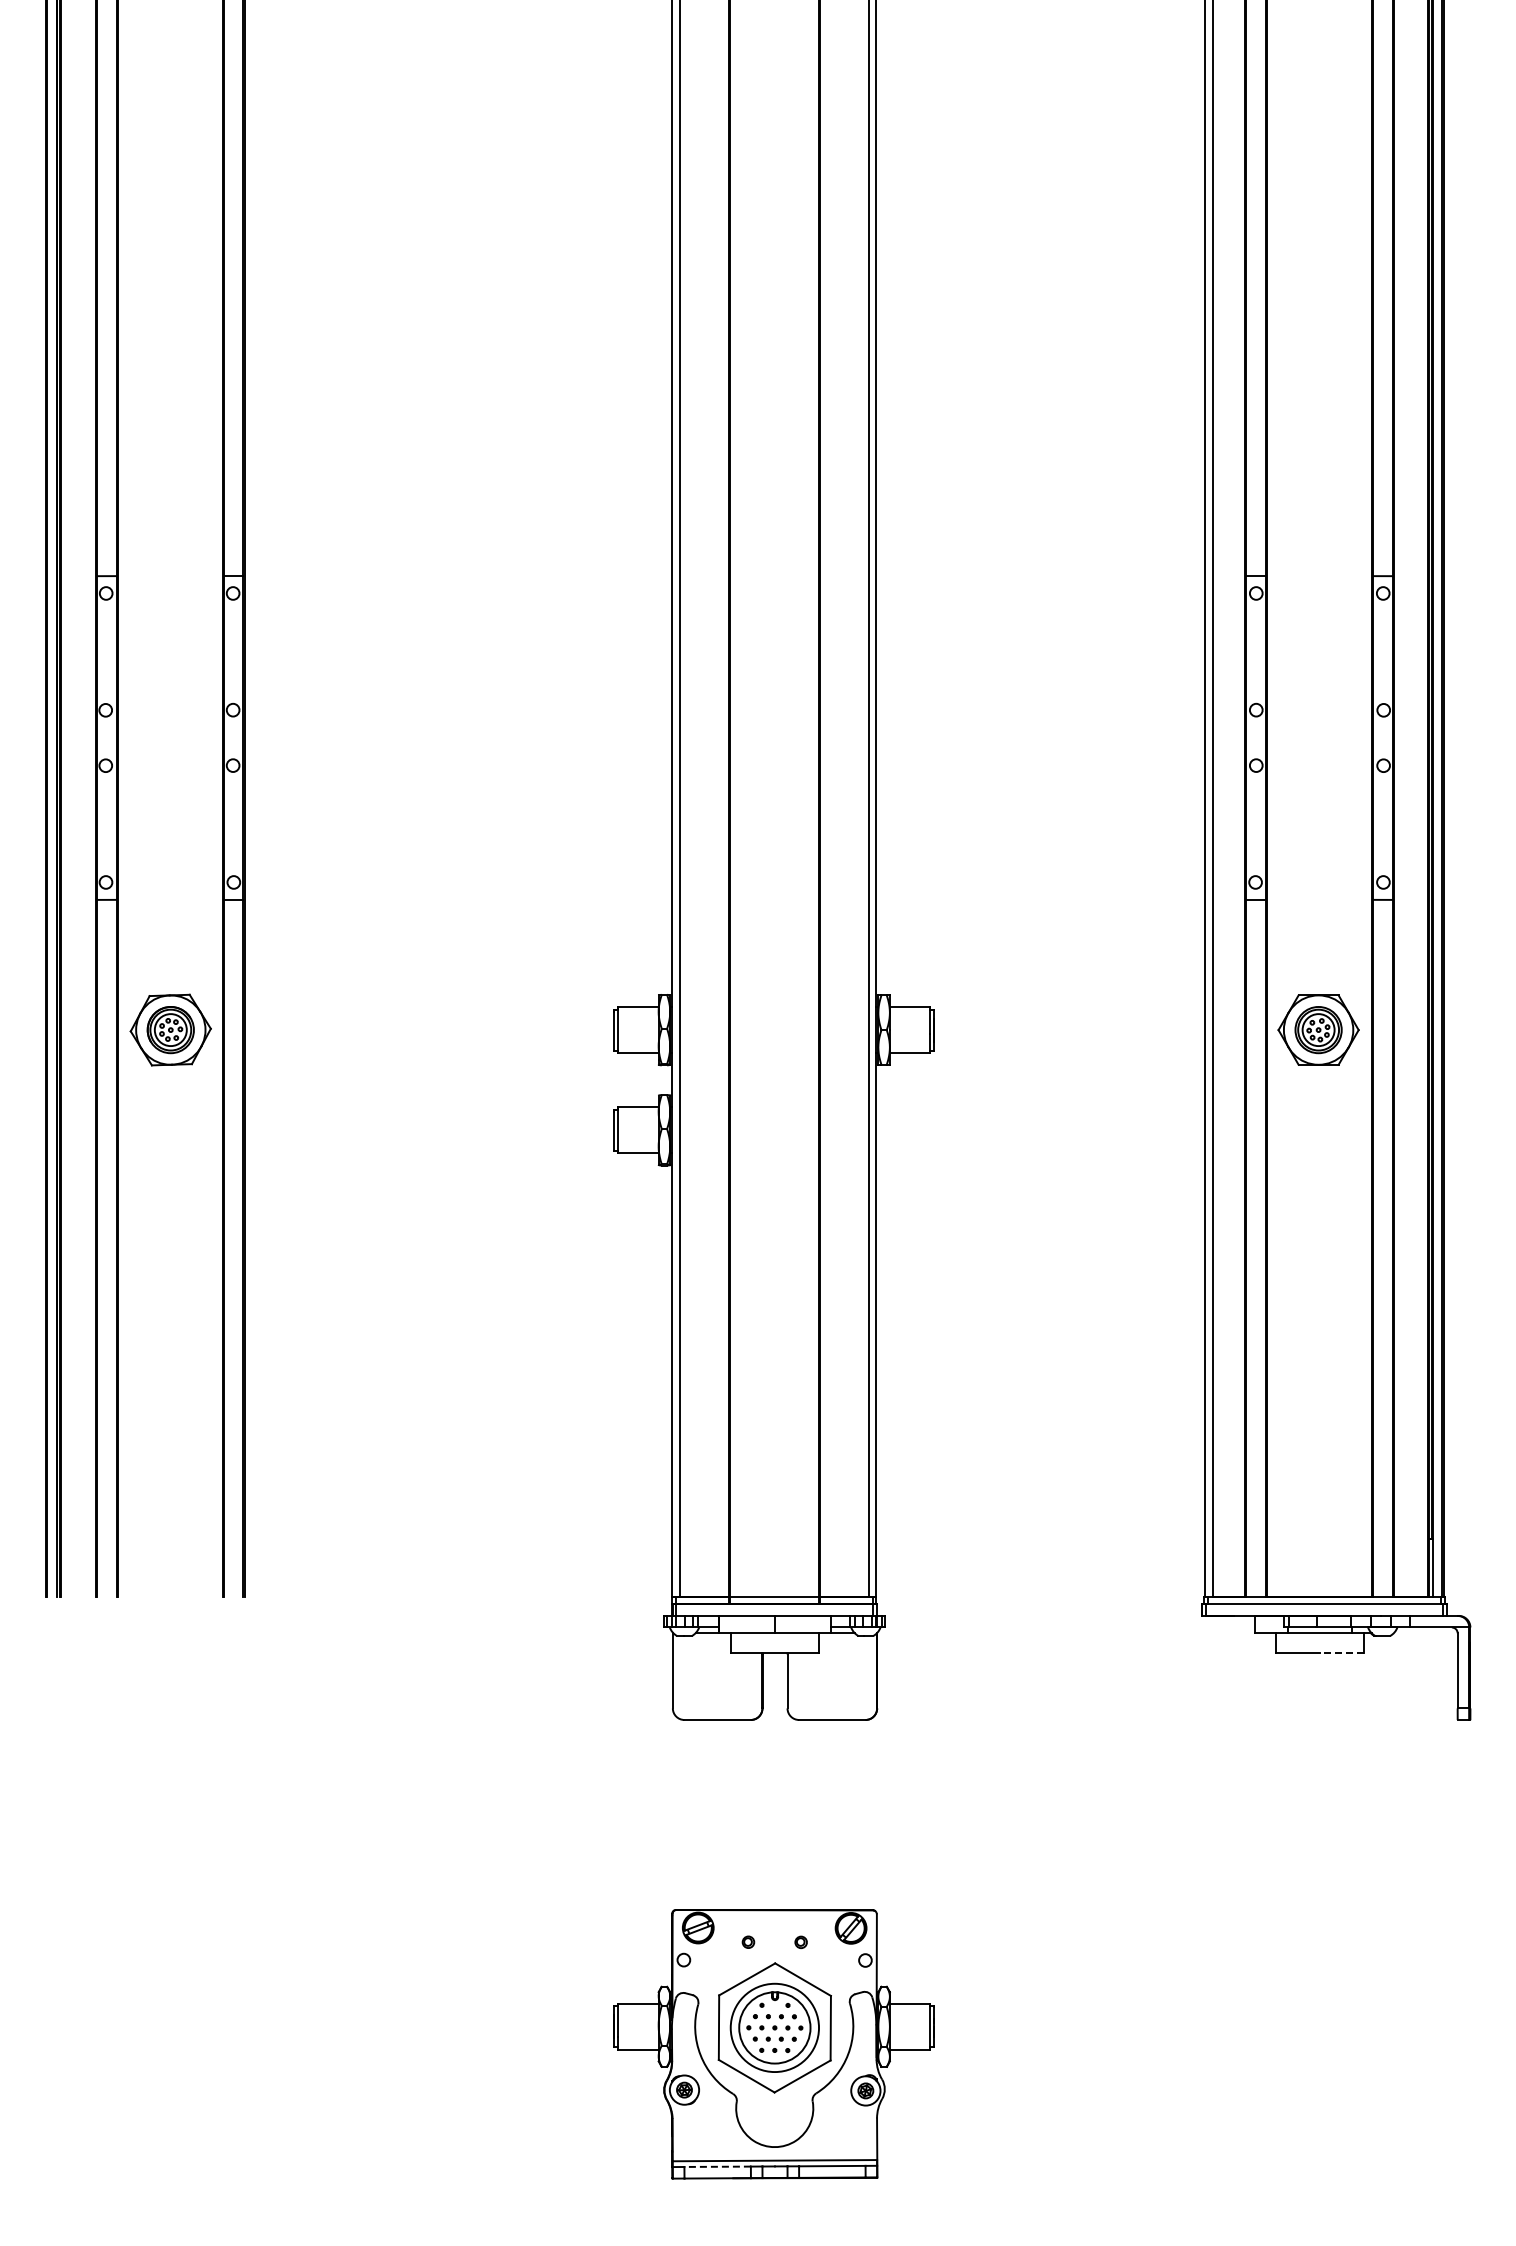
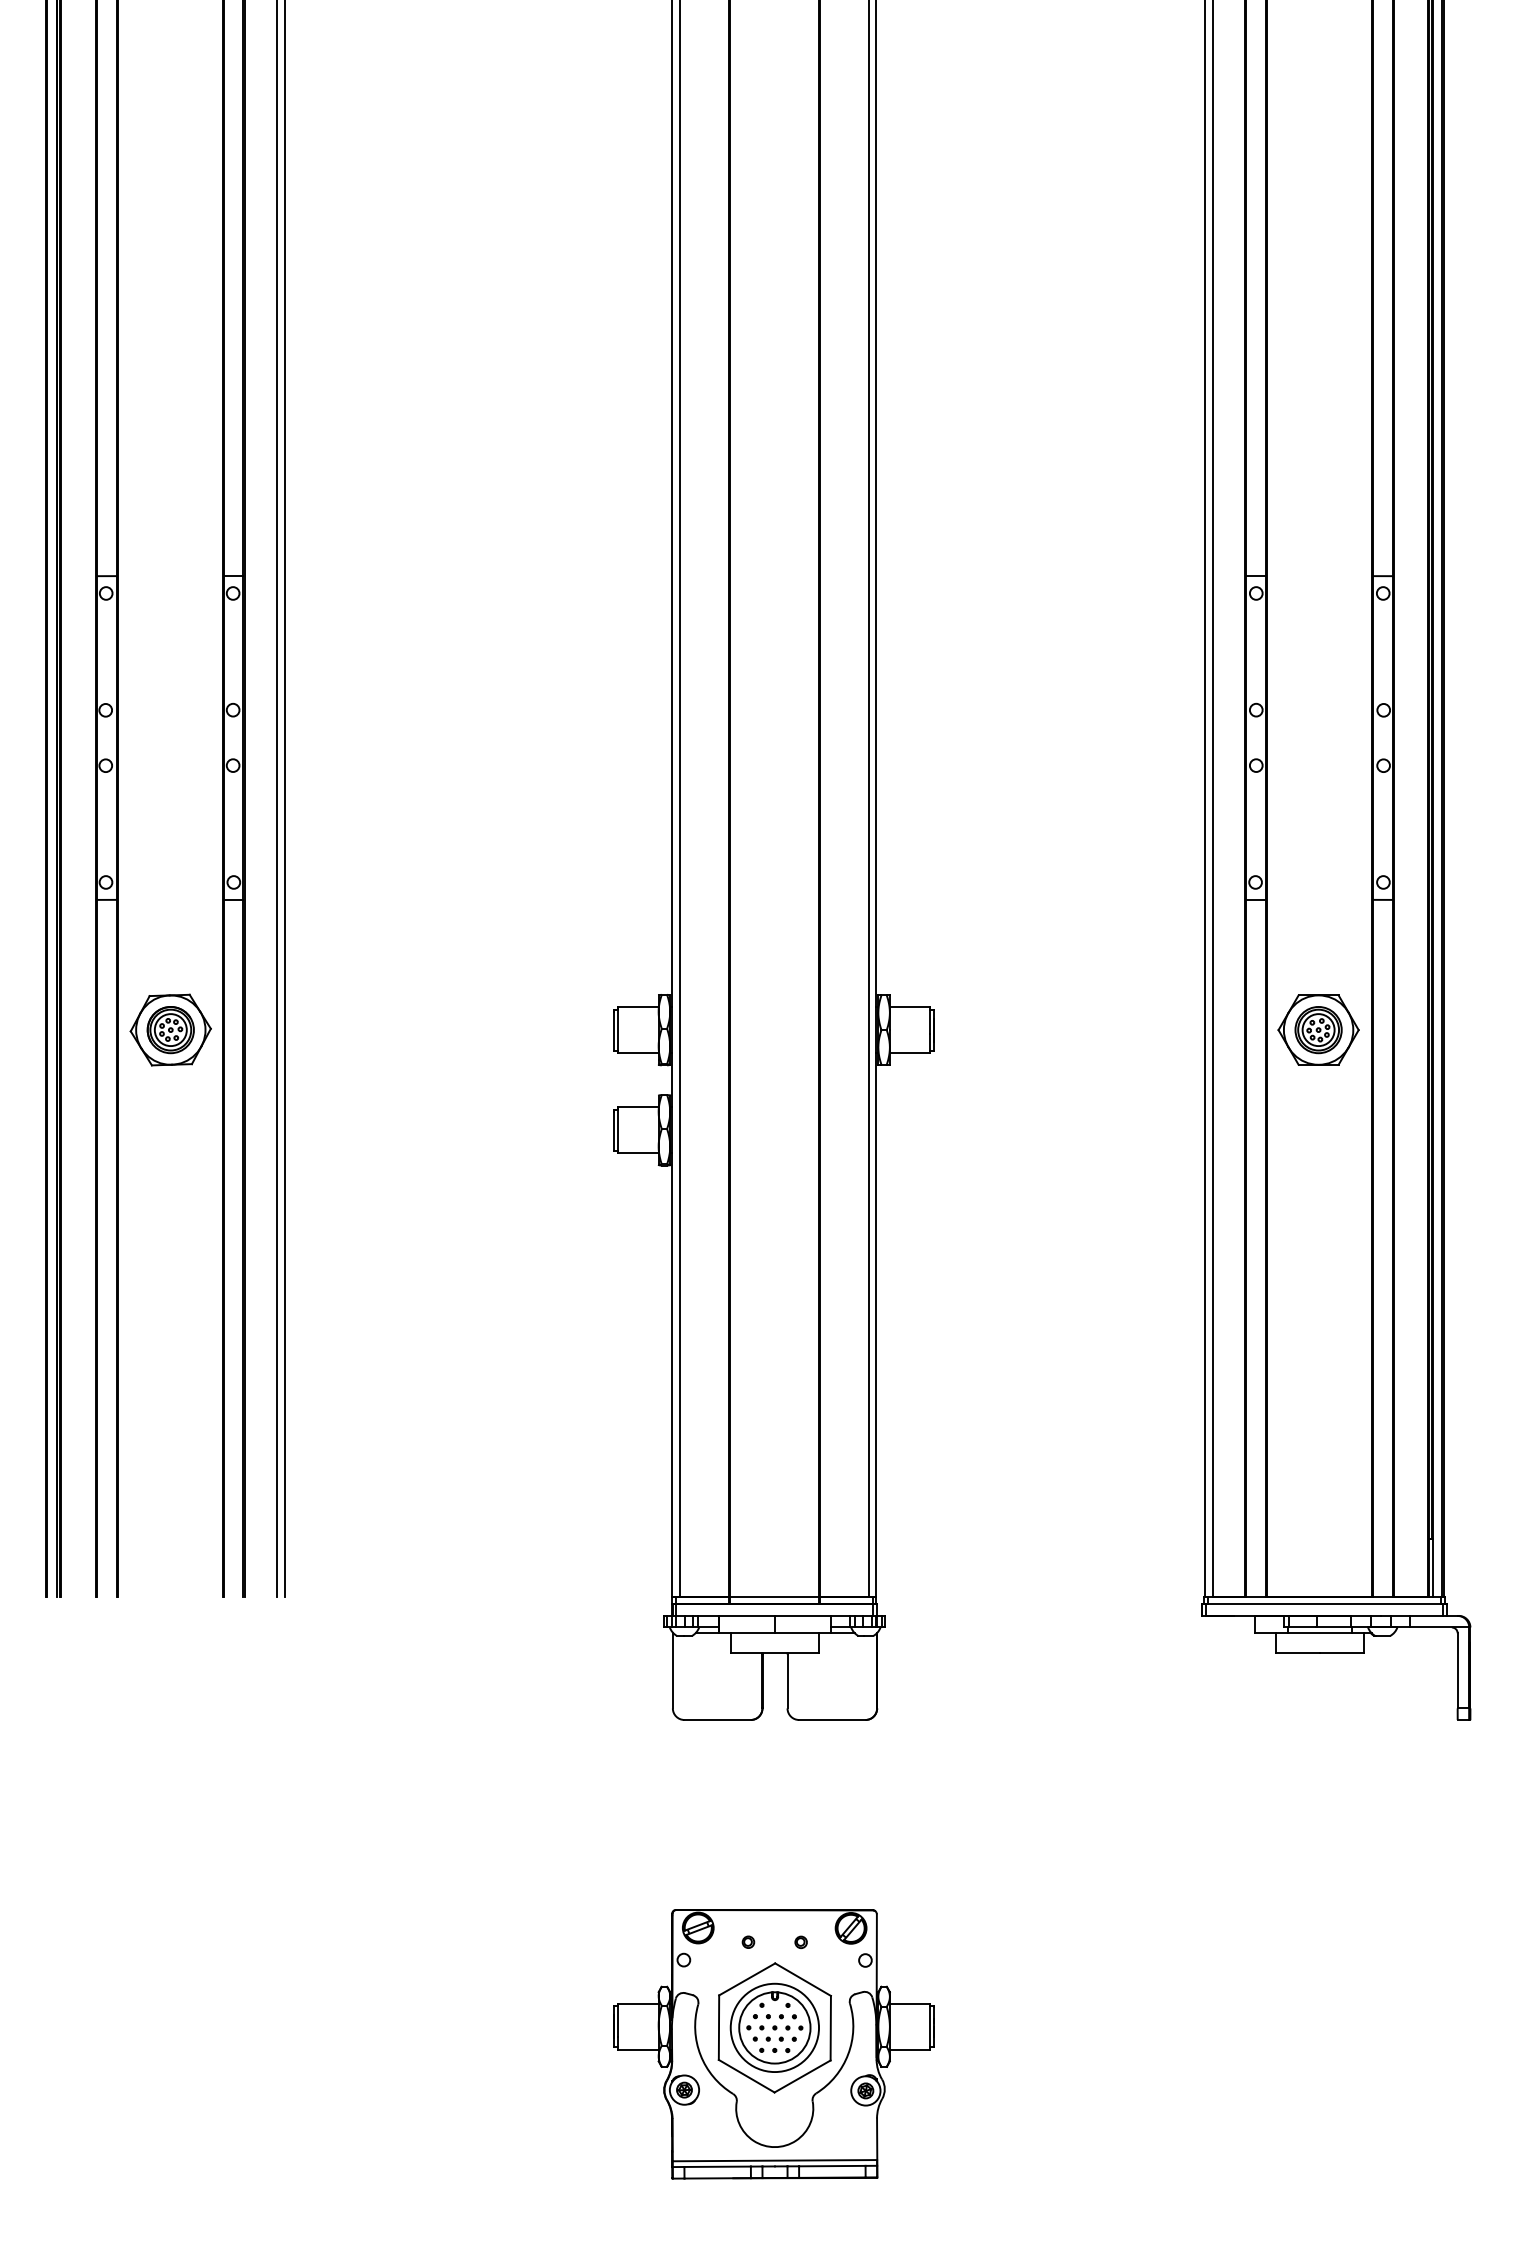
line: none -> present (276, 799)
line: none -> present (284, 799)
line: dashed -> solid (1341, 1652)
line: dashed -> solid (717, 2166)
